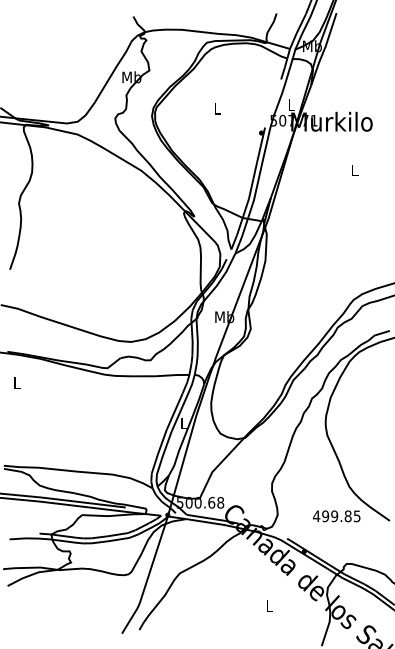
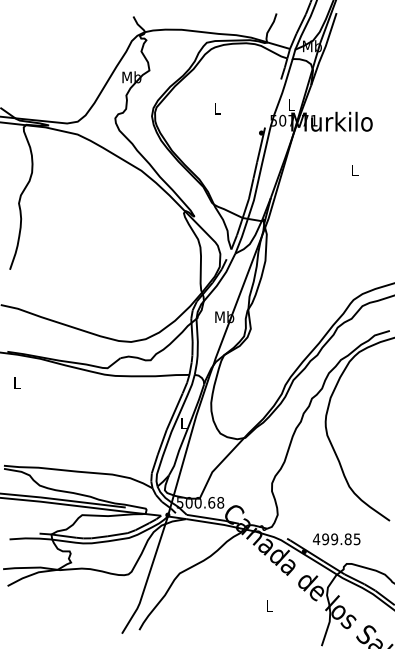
text position: (336, 516) -> (336, 539) (336, 539)
